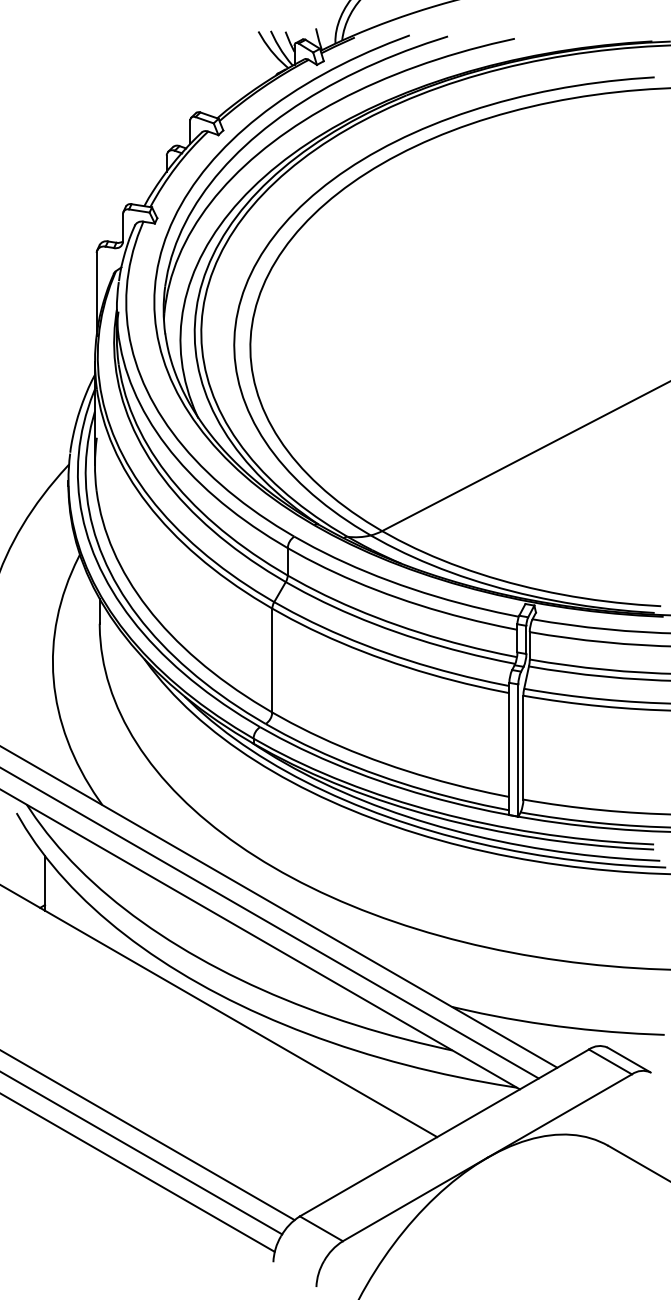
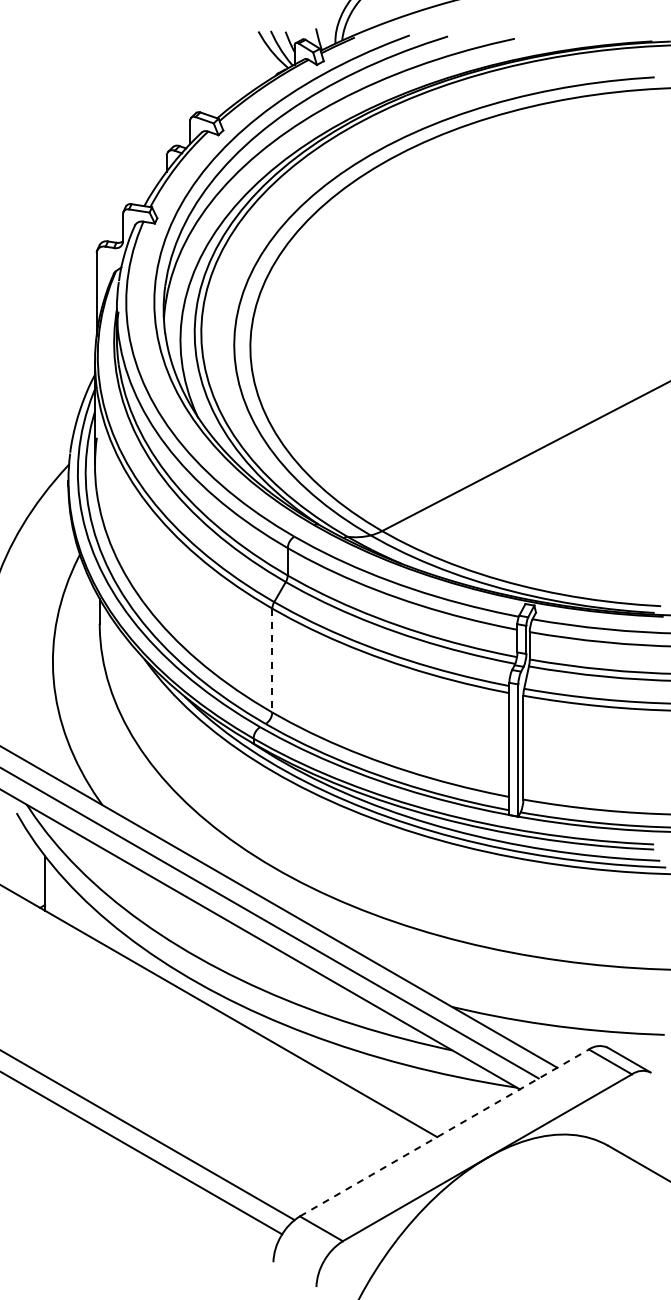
line: solid -> dashed (272, 660)
line: solid -> dashed (444, 1132)
line: present -> none (138, 1172)
